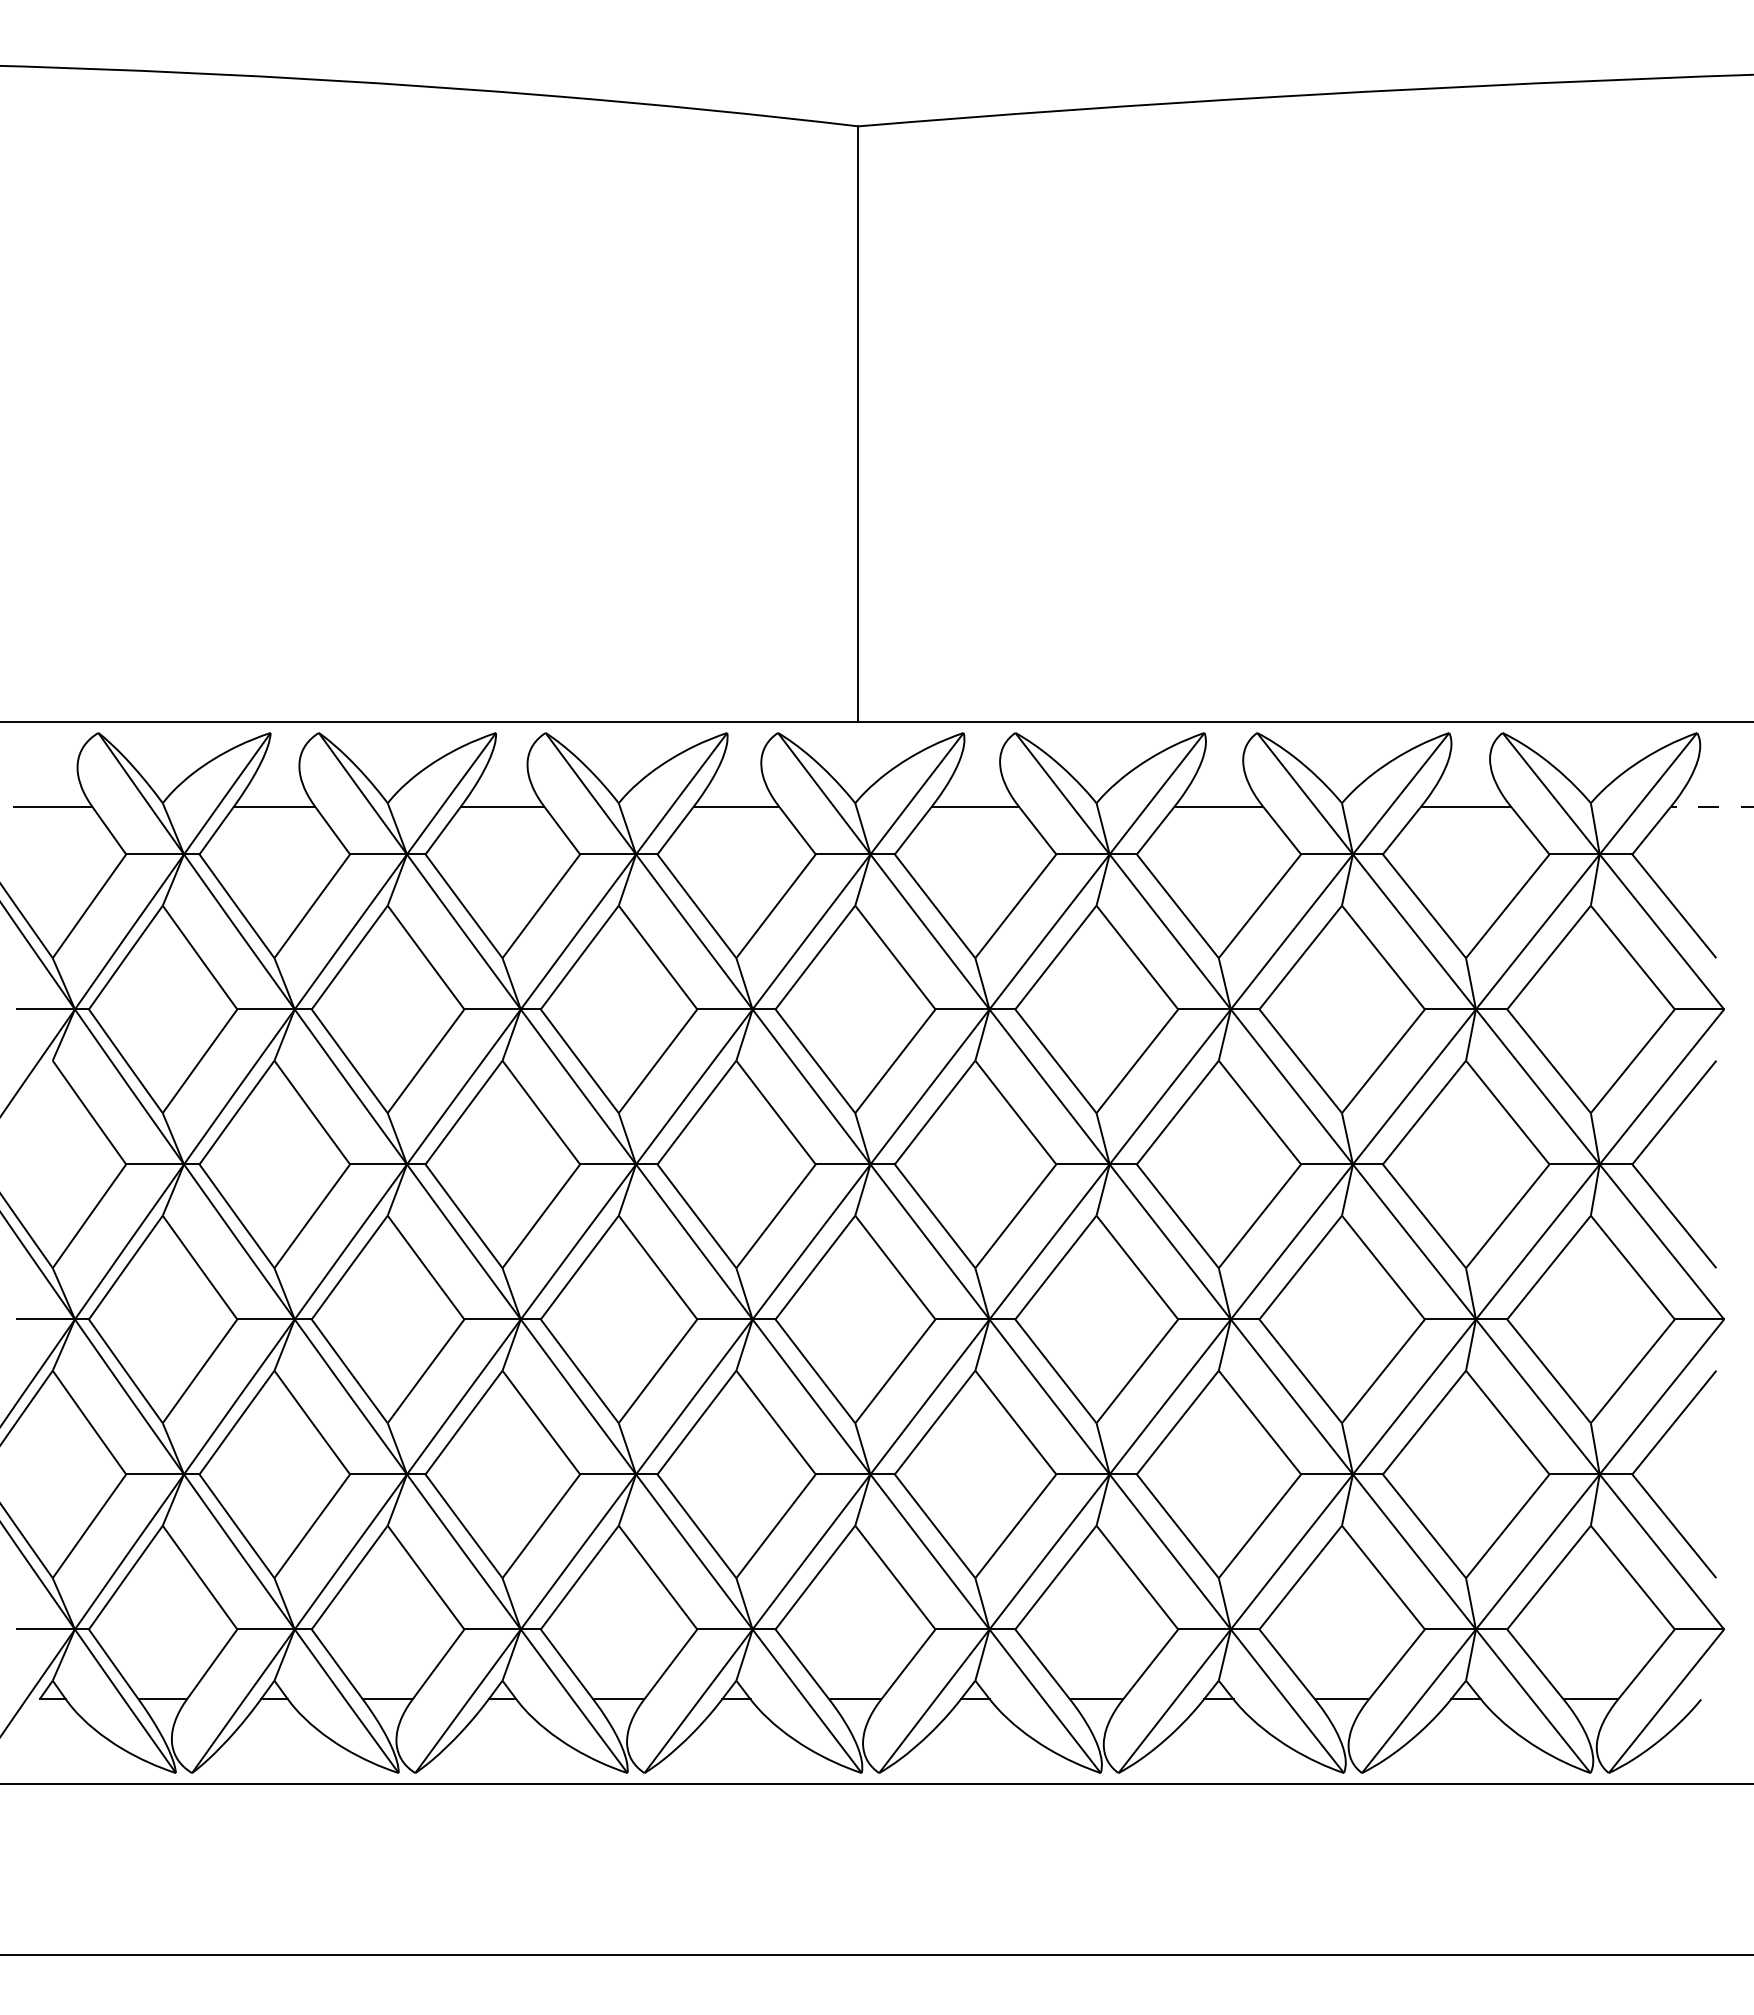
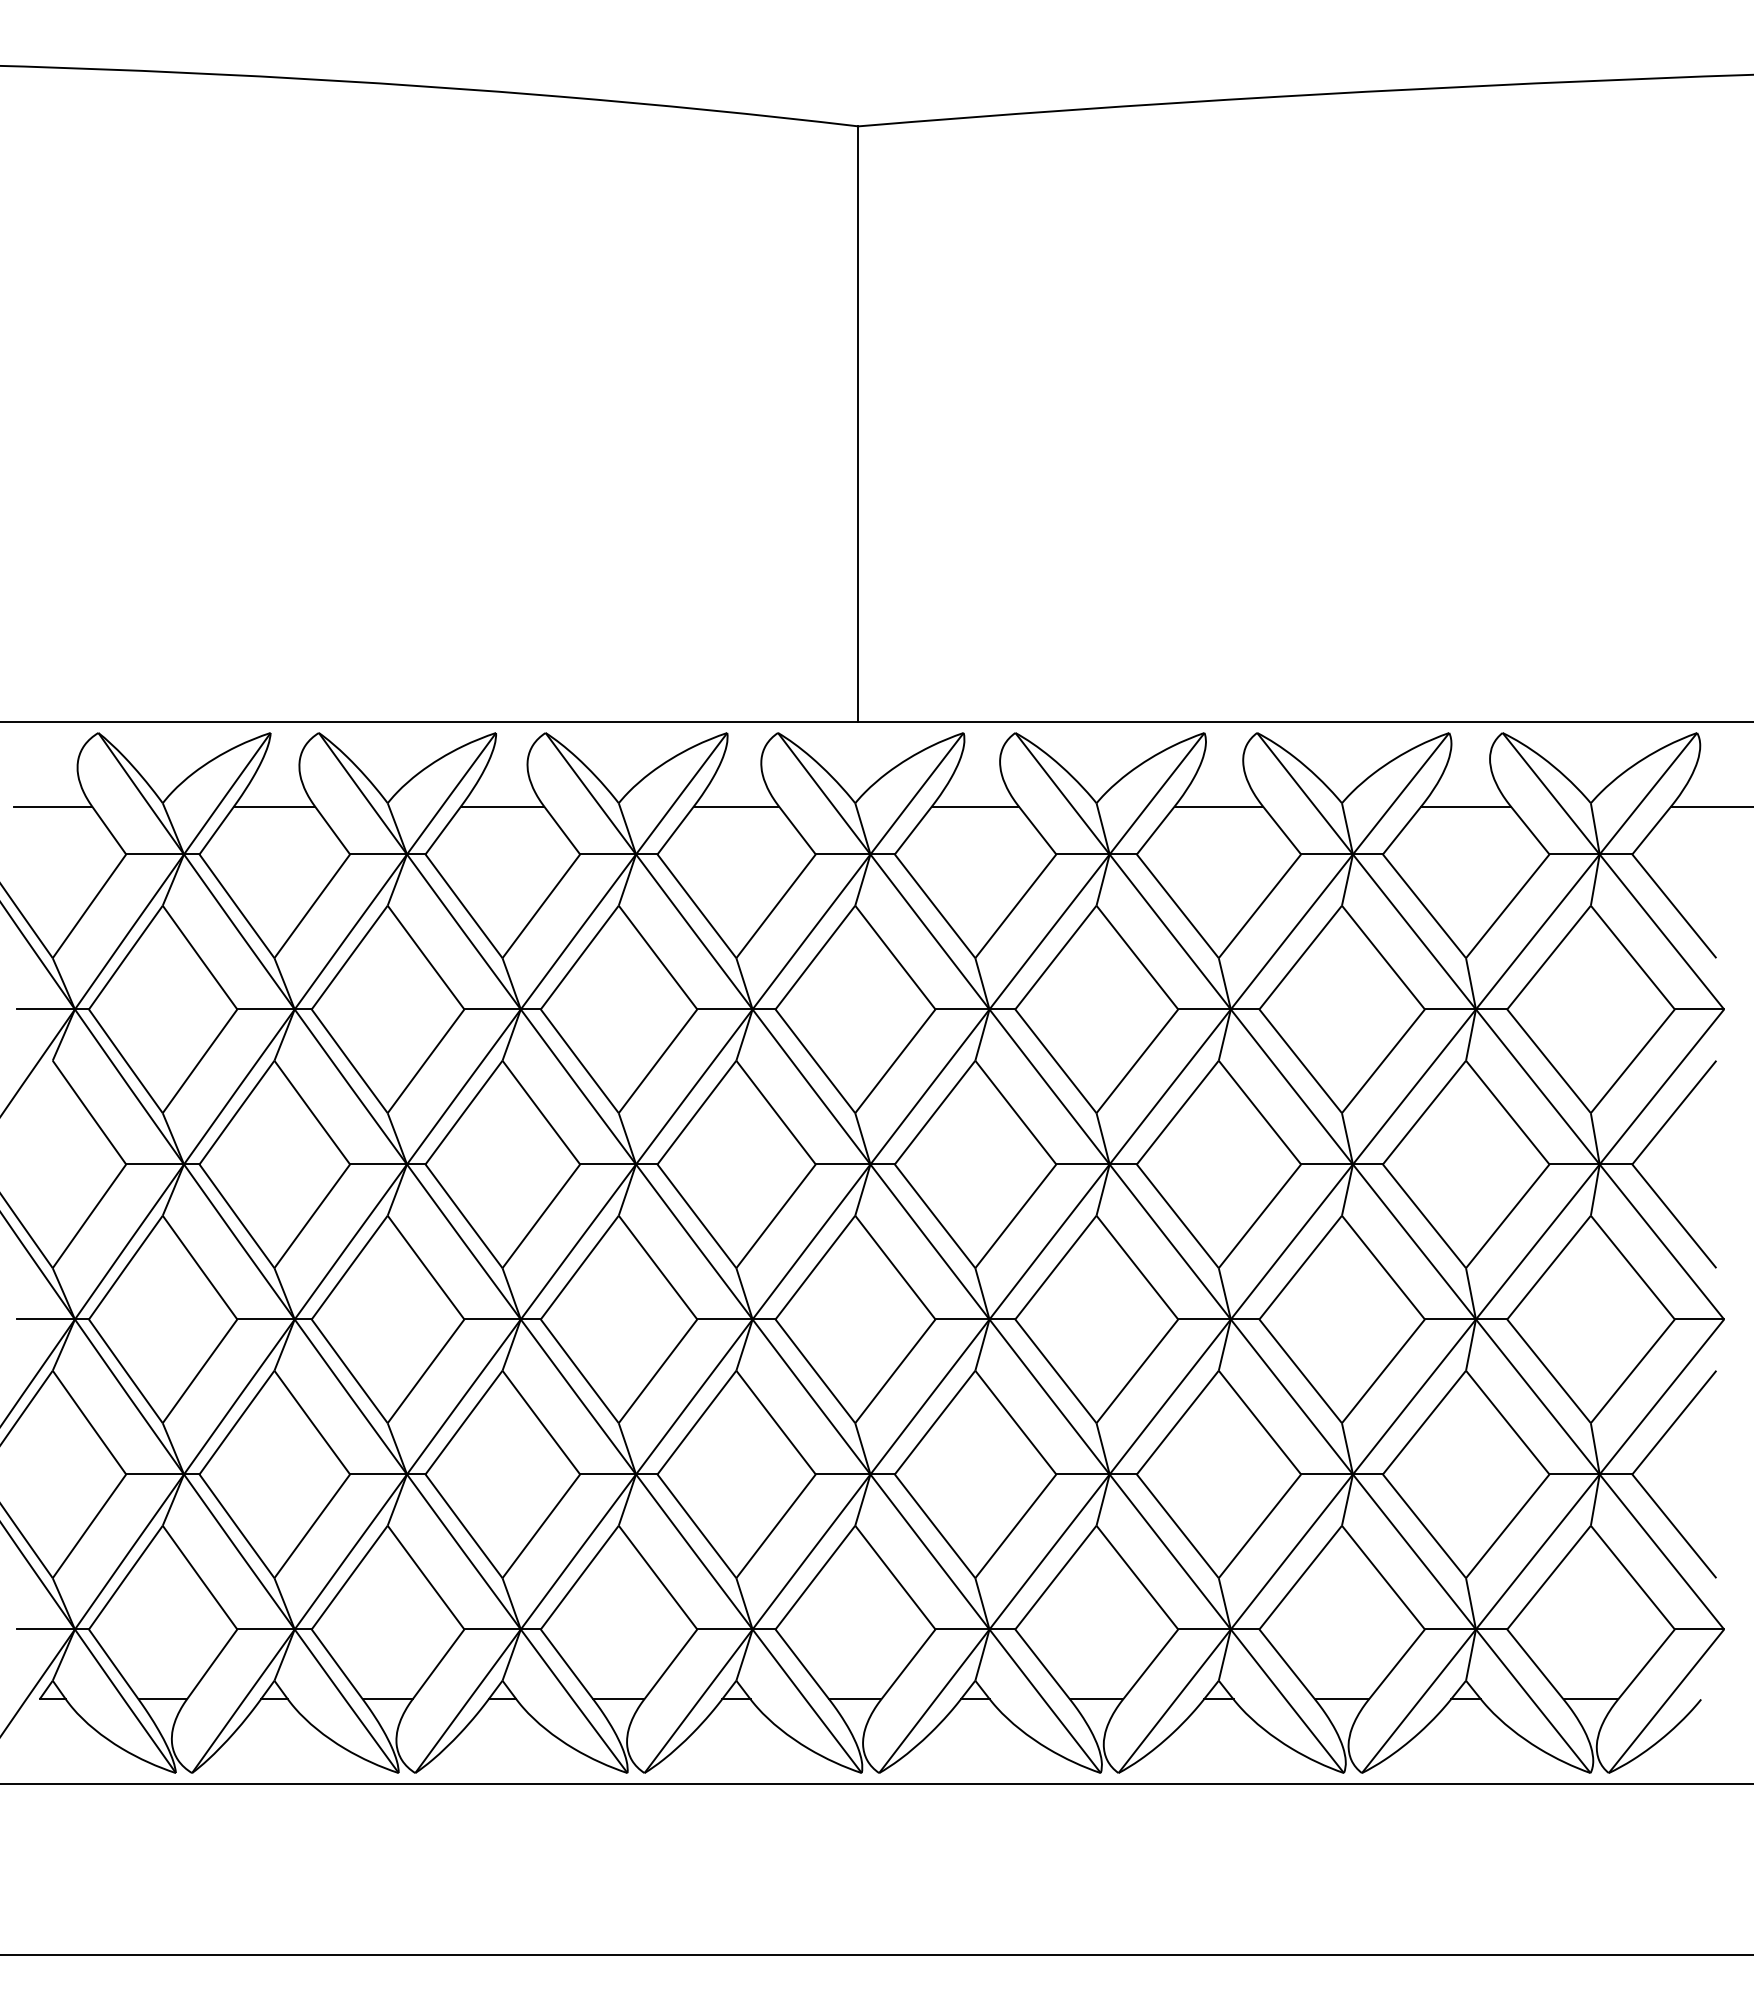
line: dashed -> solid (1711, 806)
